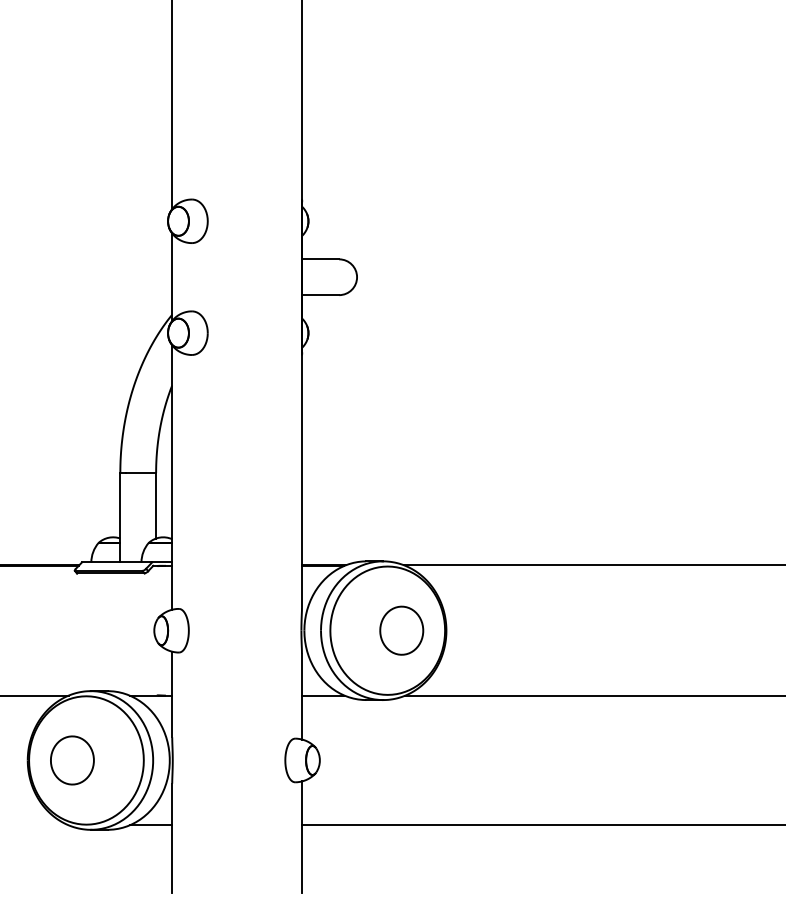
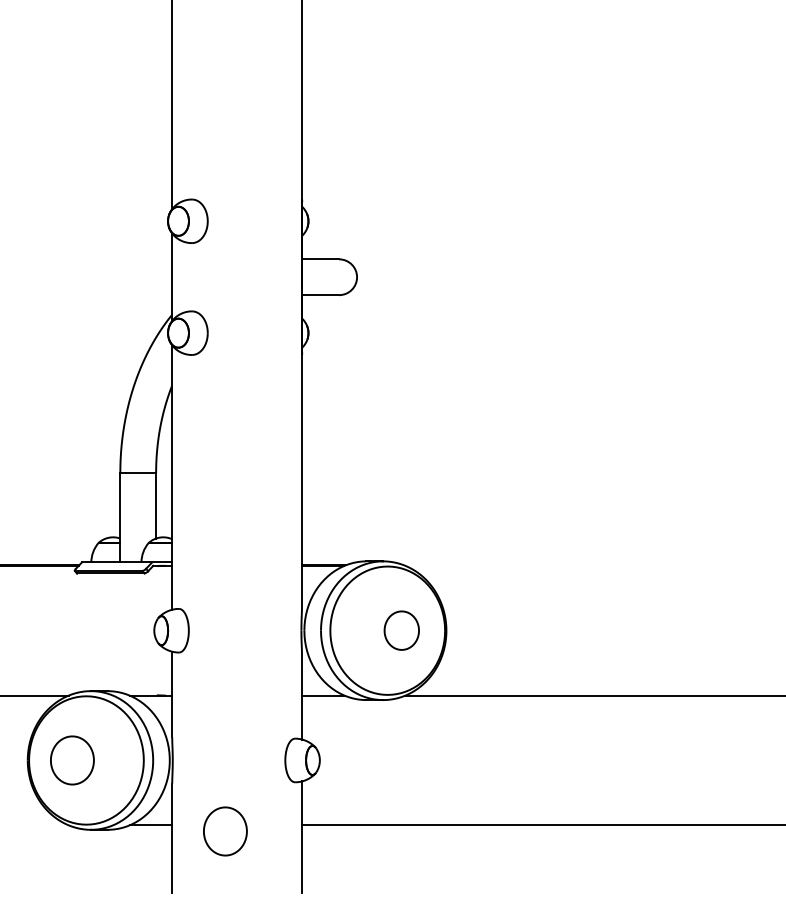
line: present -> none (592, 565)
part size: 46x51 px -> 37x41 px (401, 630)
part: none -> present (225, 831)
